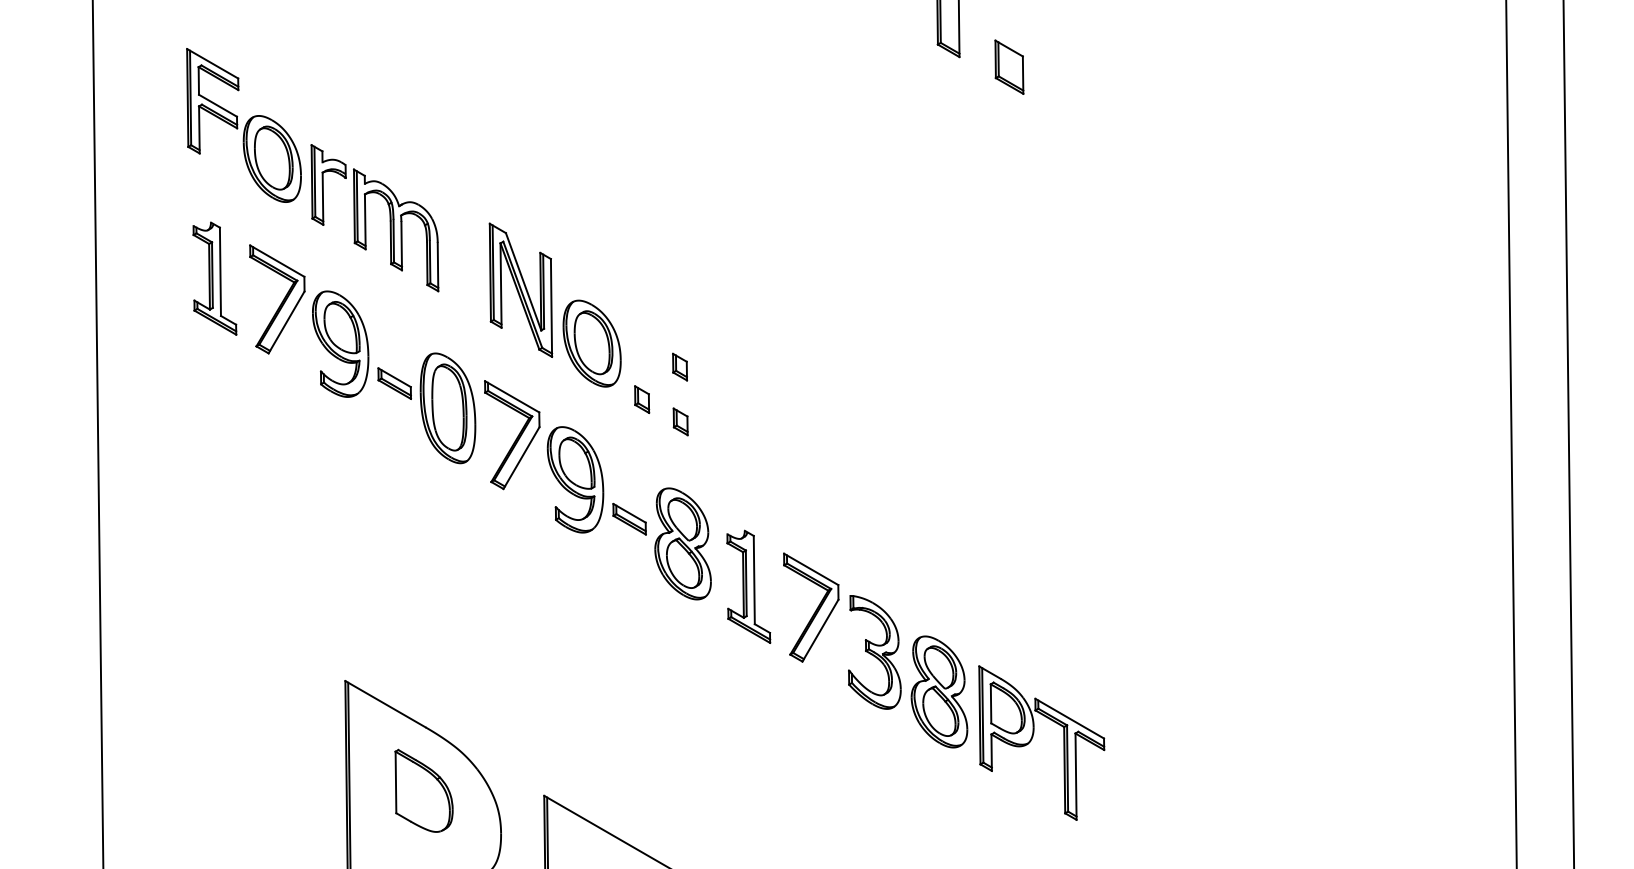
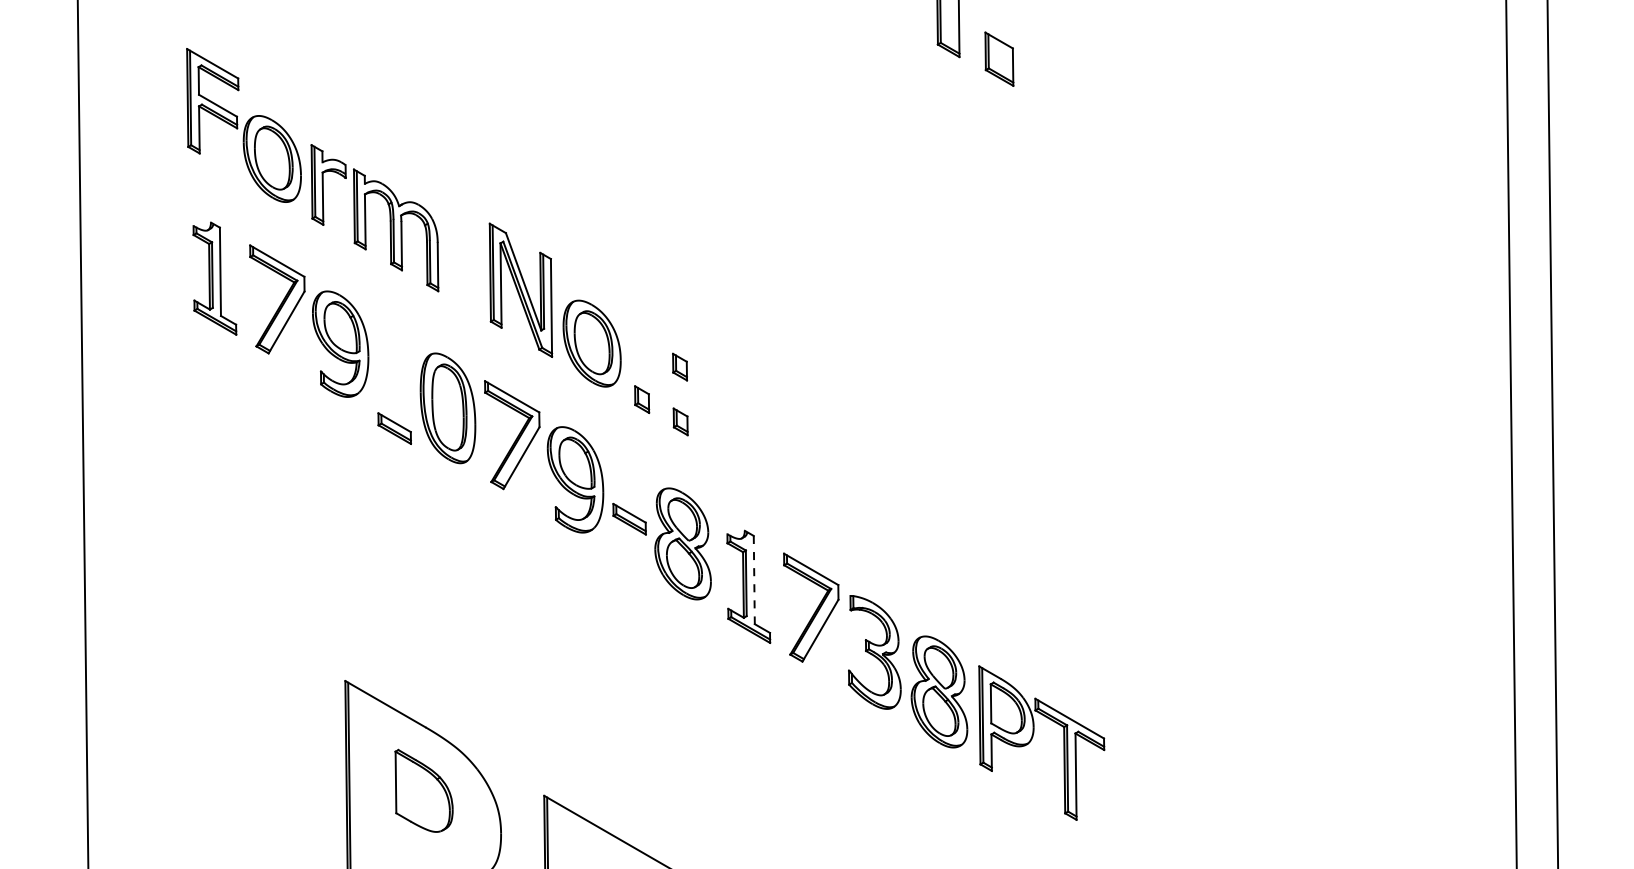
part position: (1009, 66) -> (999, 58) (999, 58)
part position: (394, 383) -> (394, 428) (394, 428)
line position: (97, 433) -> (82, 433) (82, 433)
line position: (1568, 433) -> (1552, 433) (1552, 433)
line: solid -> dashed (754, 580)
